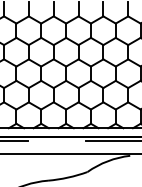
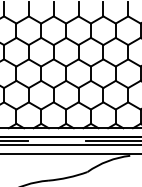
line: none -> present (70, 145)
